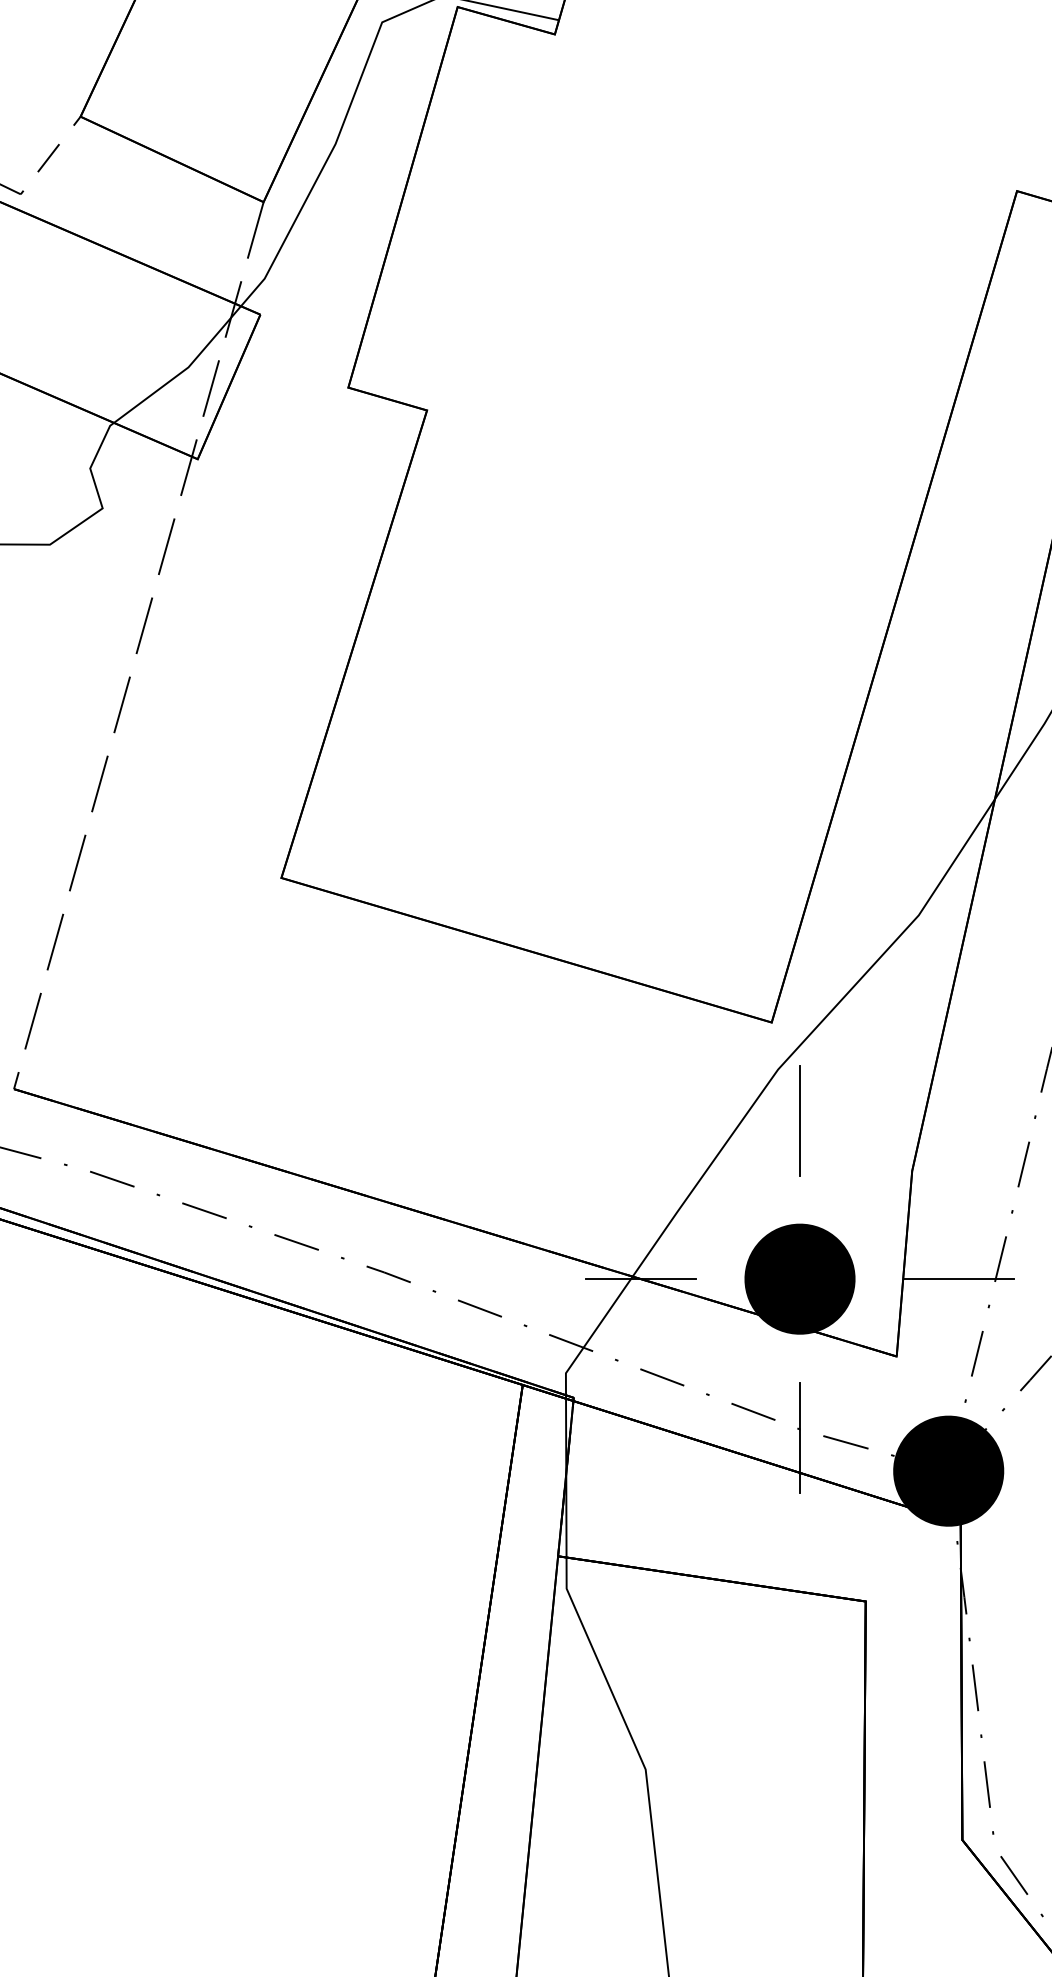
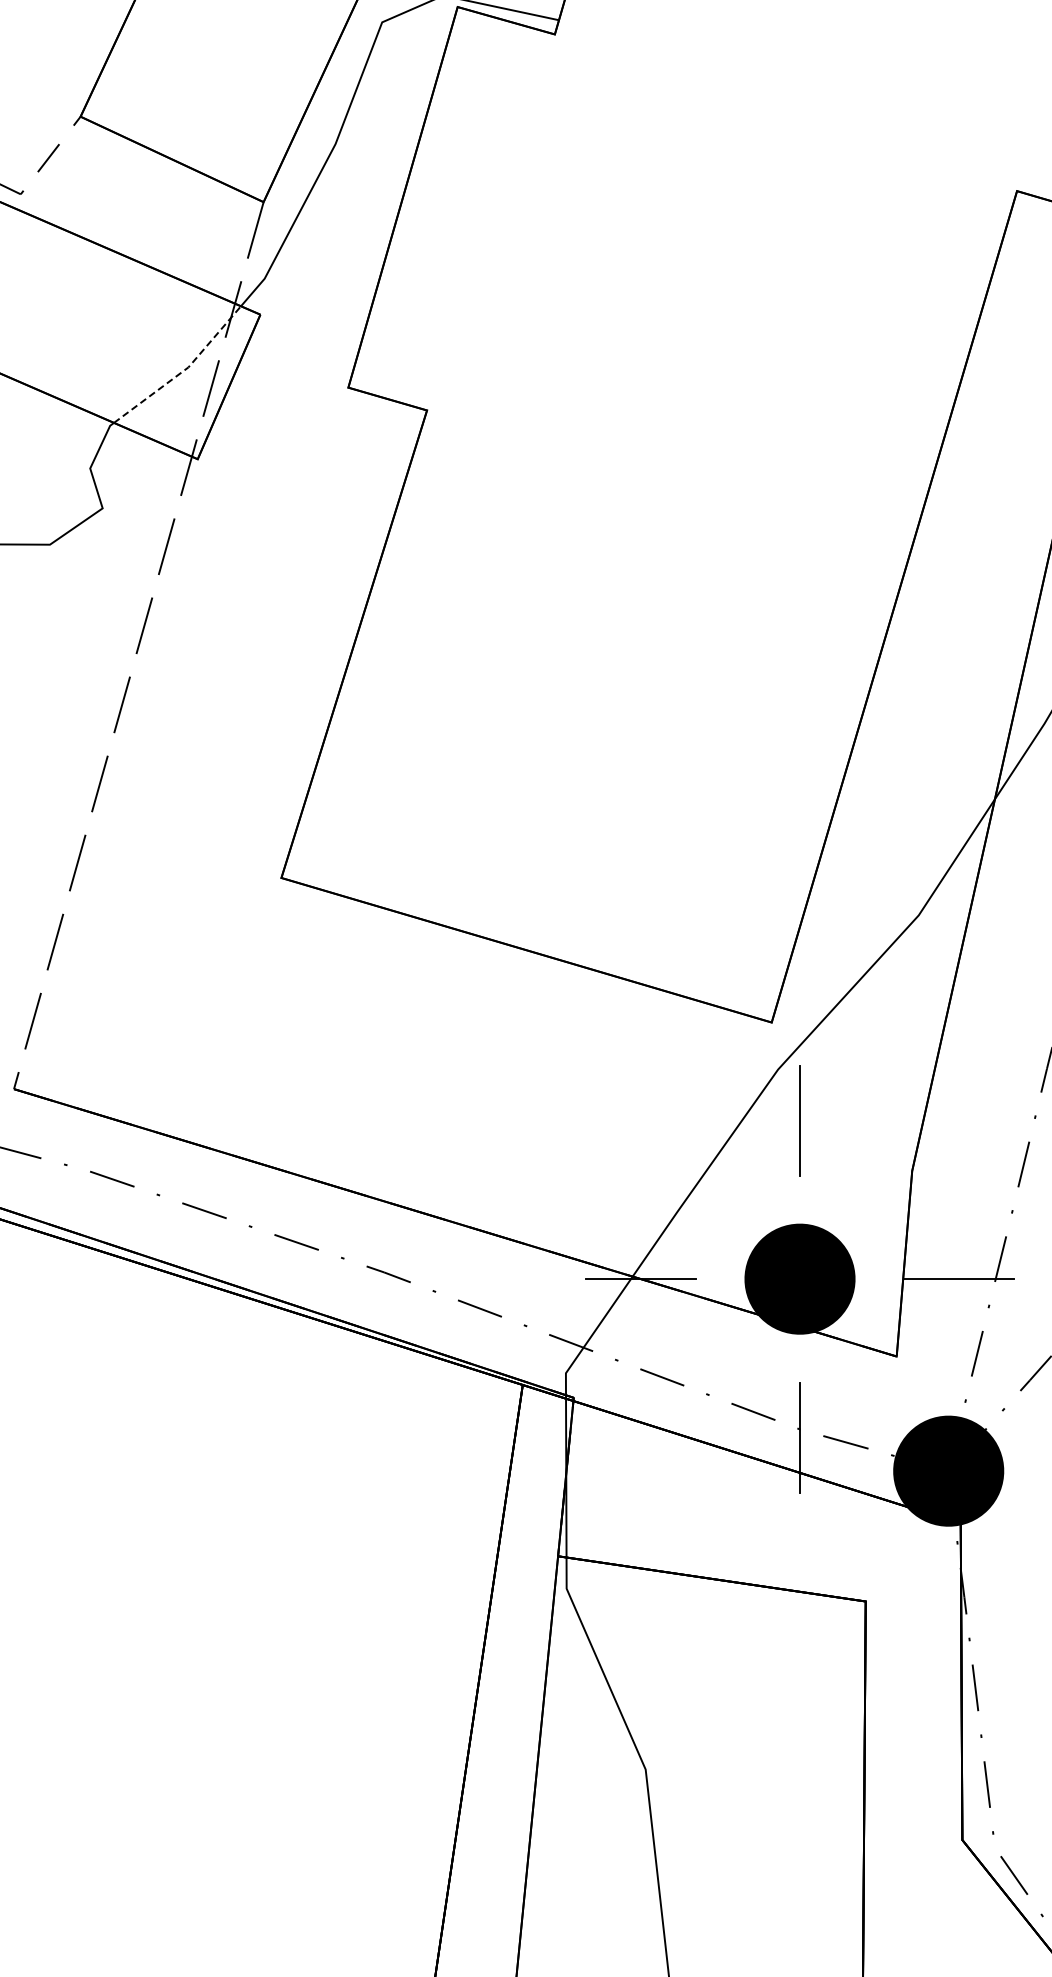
line: solid -> dashed (184, 370)
